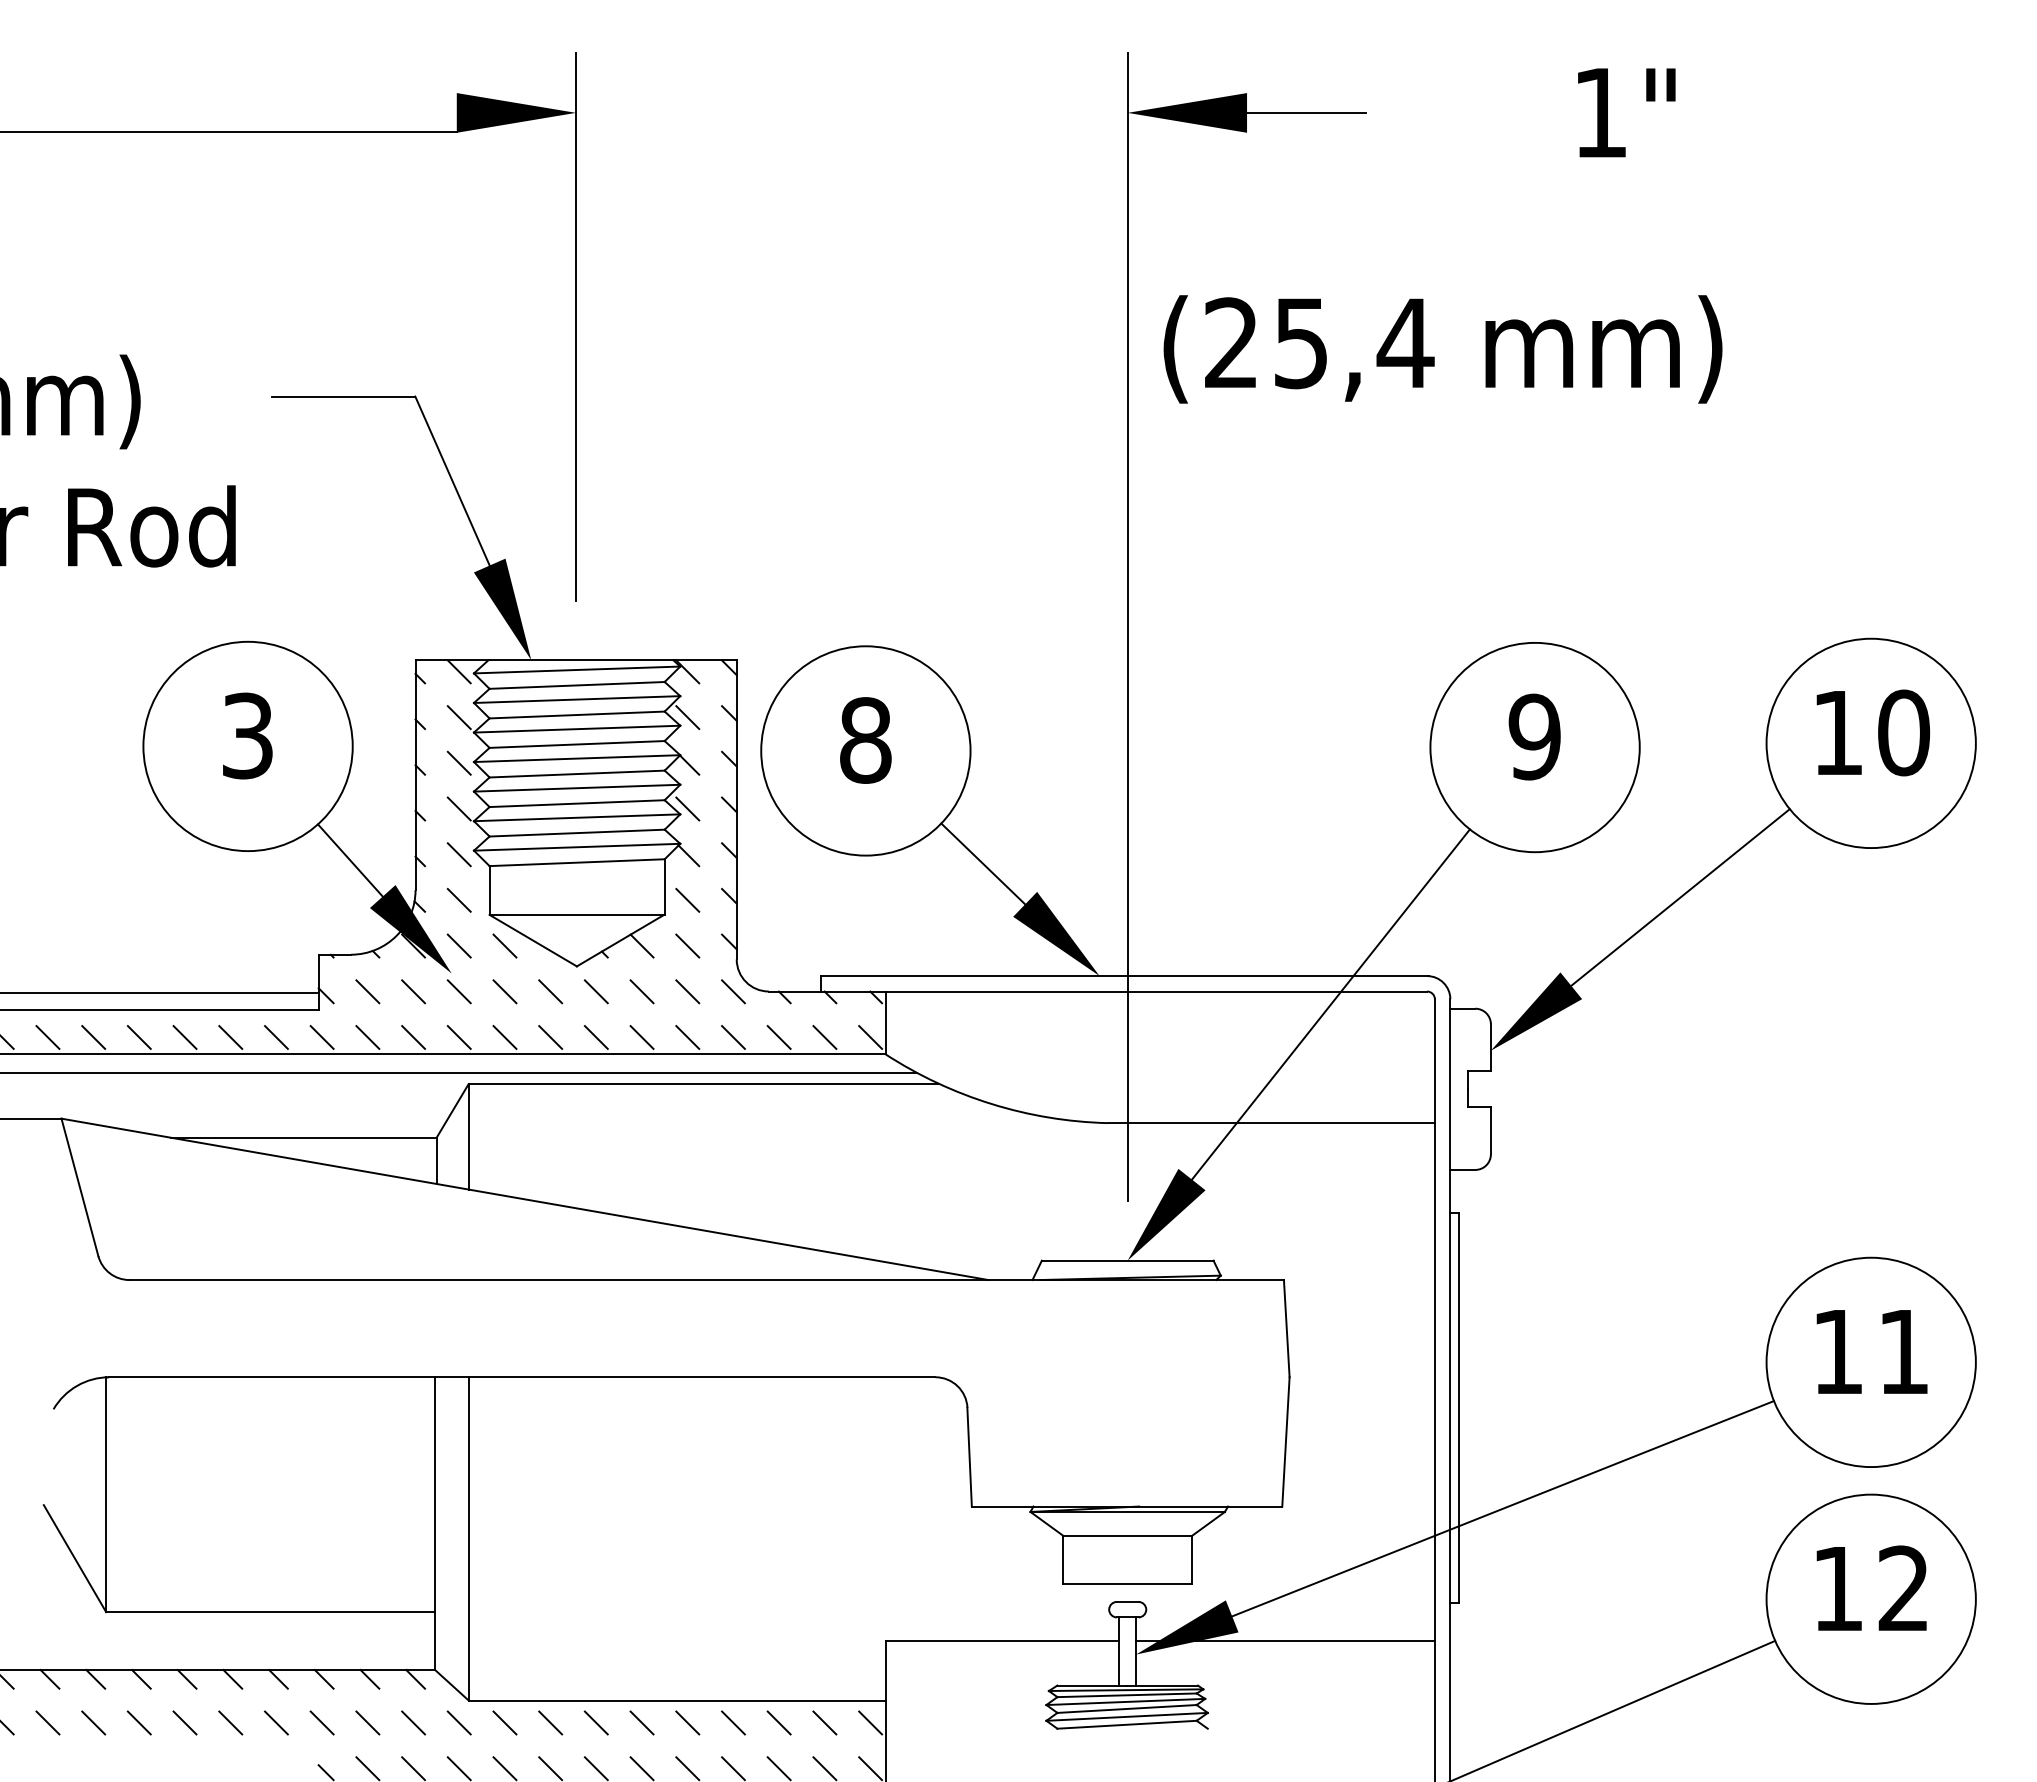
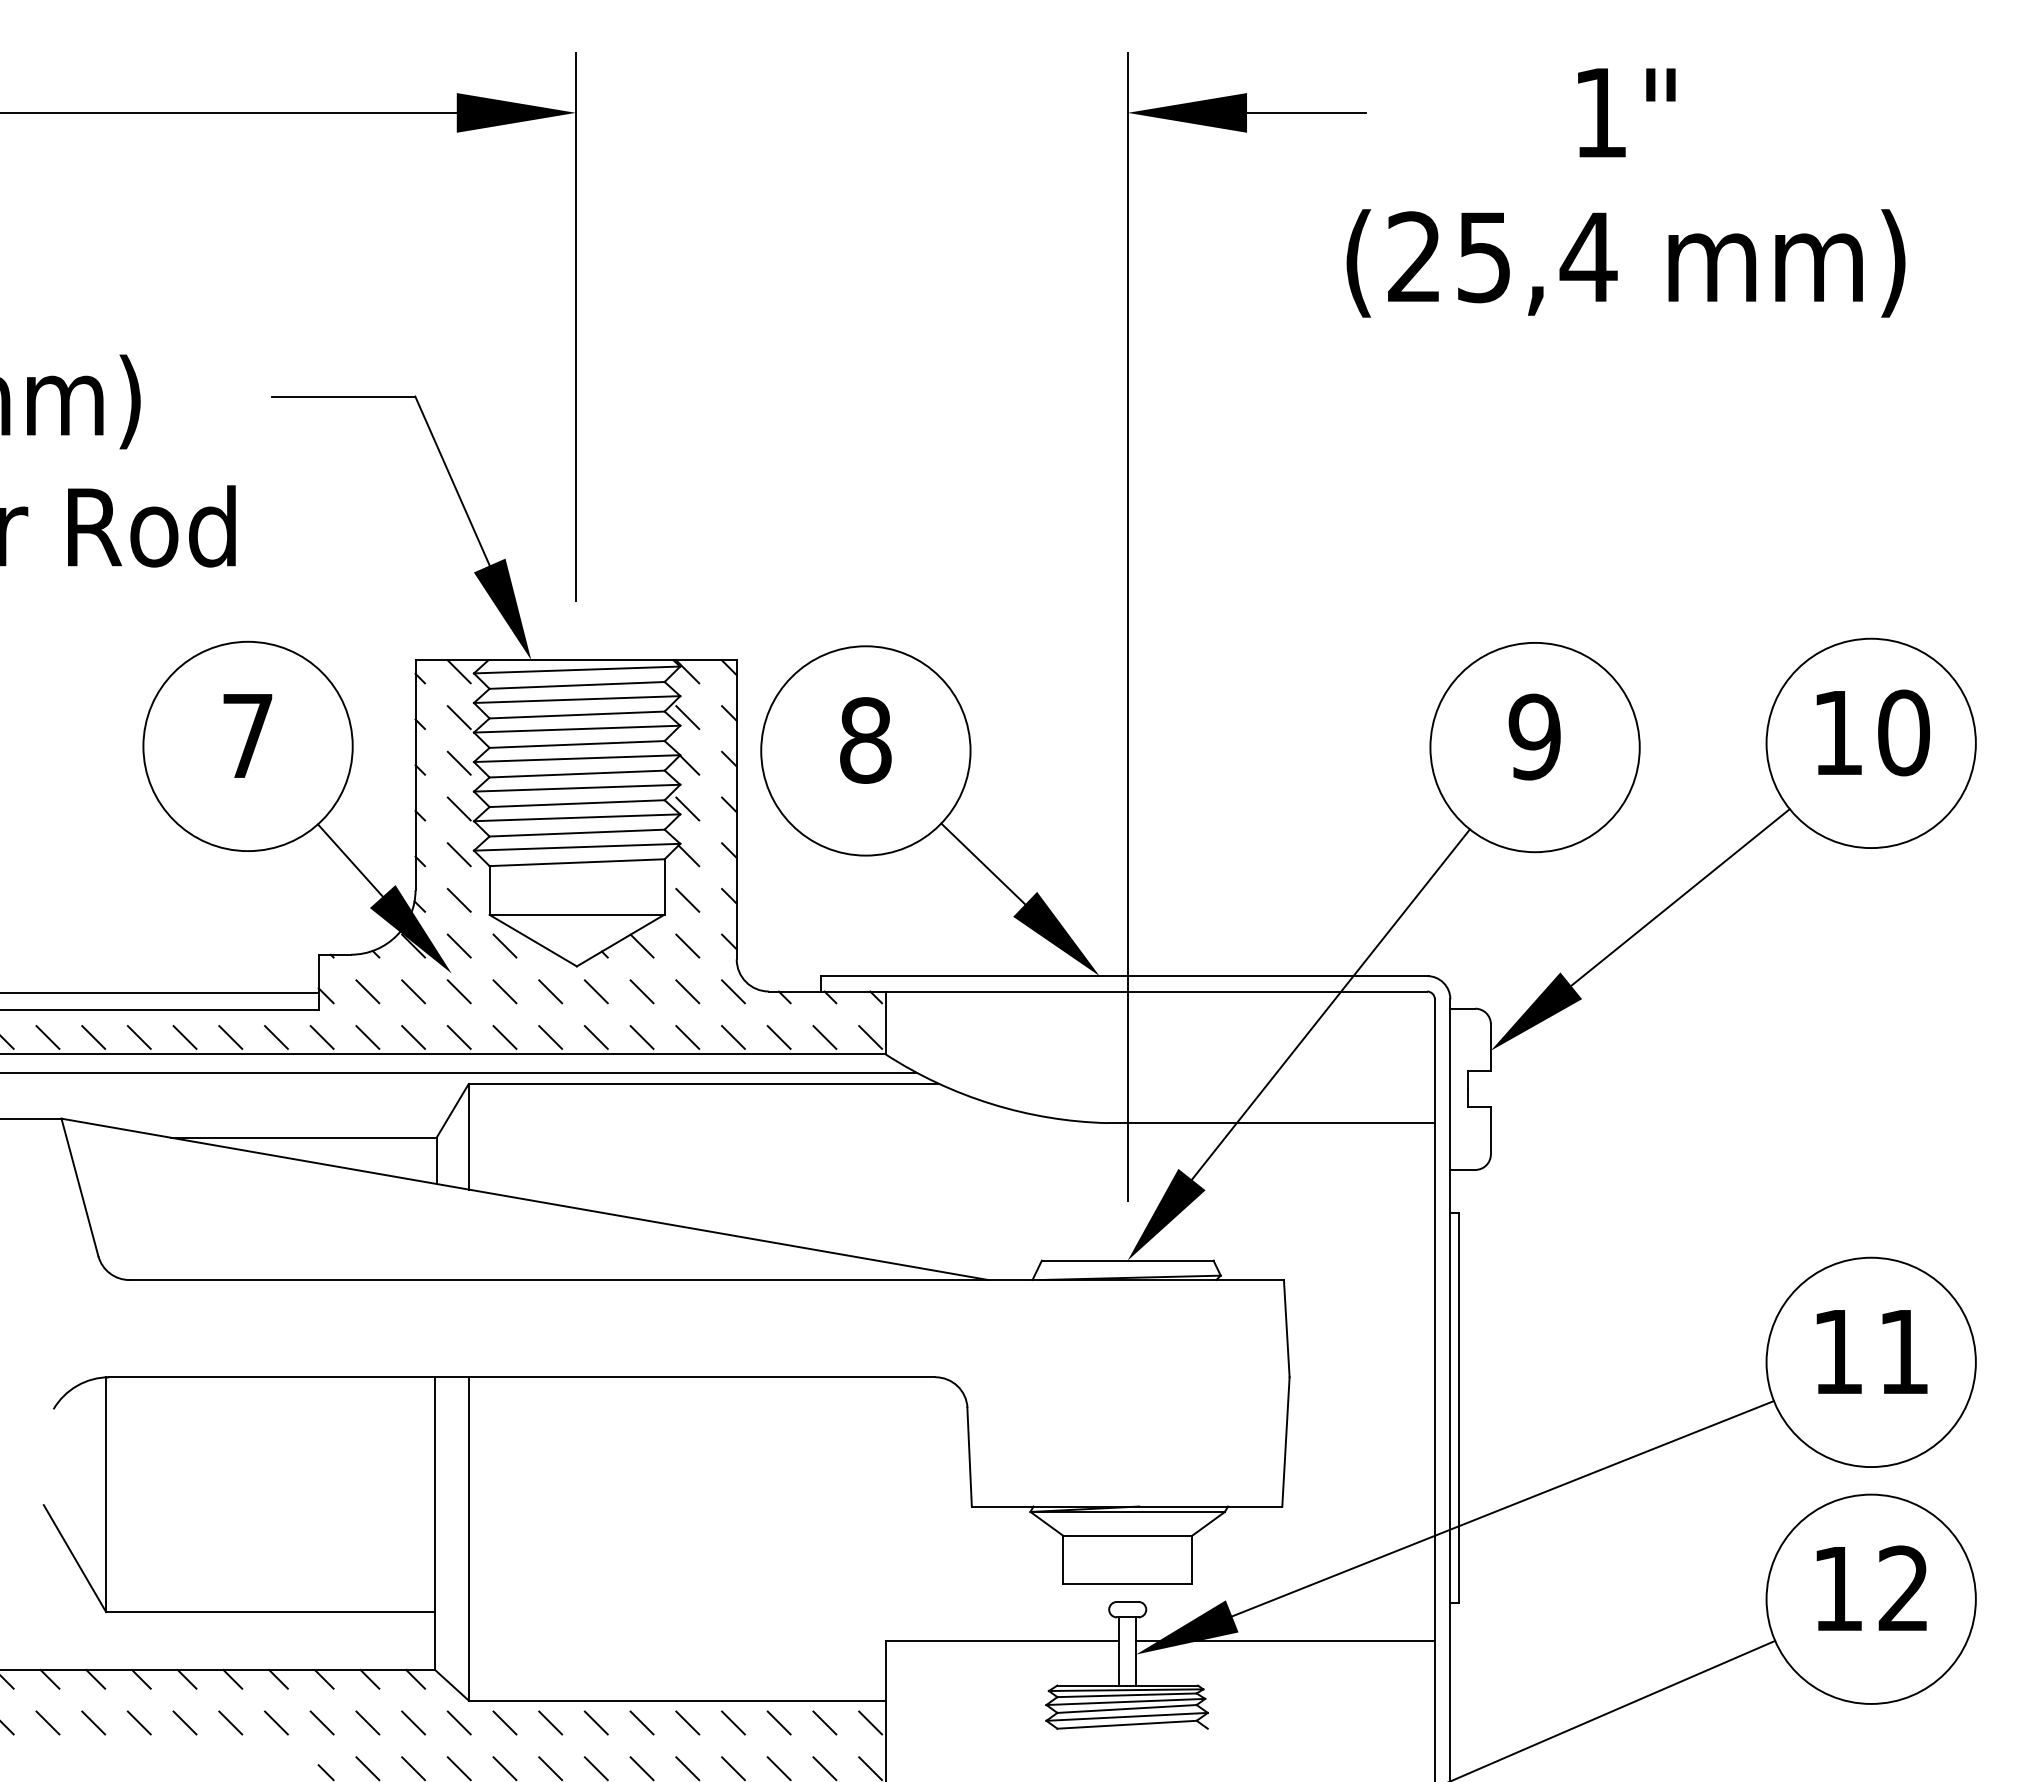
line position: (229, 131) -> (229, 112) (229, 112)
text position: (1442, 349) -> (1625, 263) (1625, 263)
text: 3 -> 7 (247, 735)
